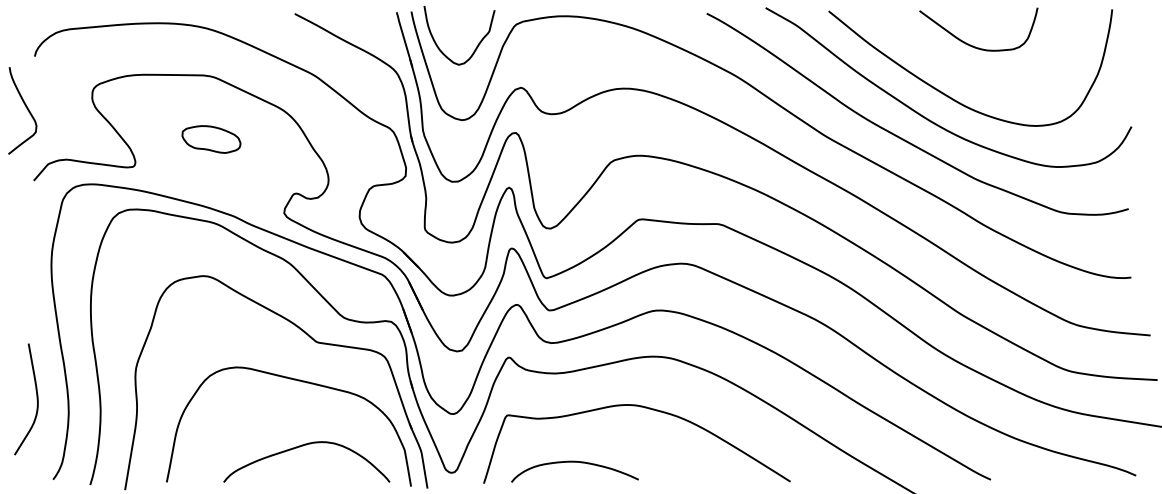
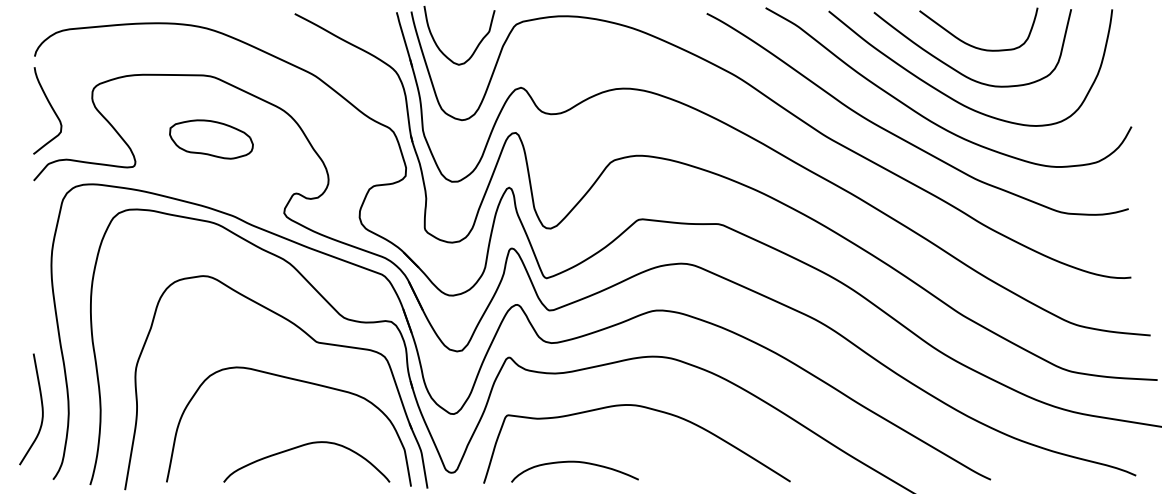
curve: none -> present (956, 69)
curve position: (25, 107) -> (50, 107) (50, 107)
part size: 61x29 px -> 85x41 px (211, 139)
curve position: (36, 399) -> (41, 409) (41, 409)
